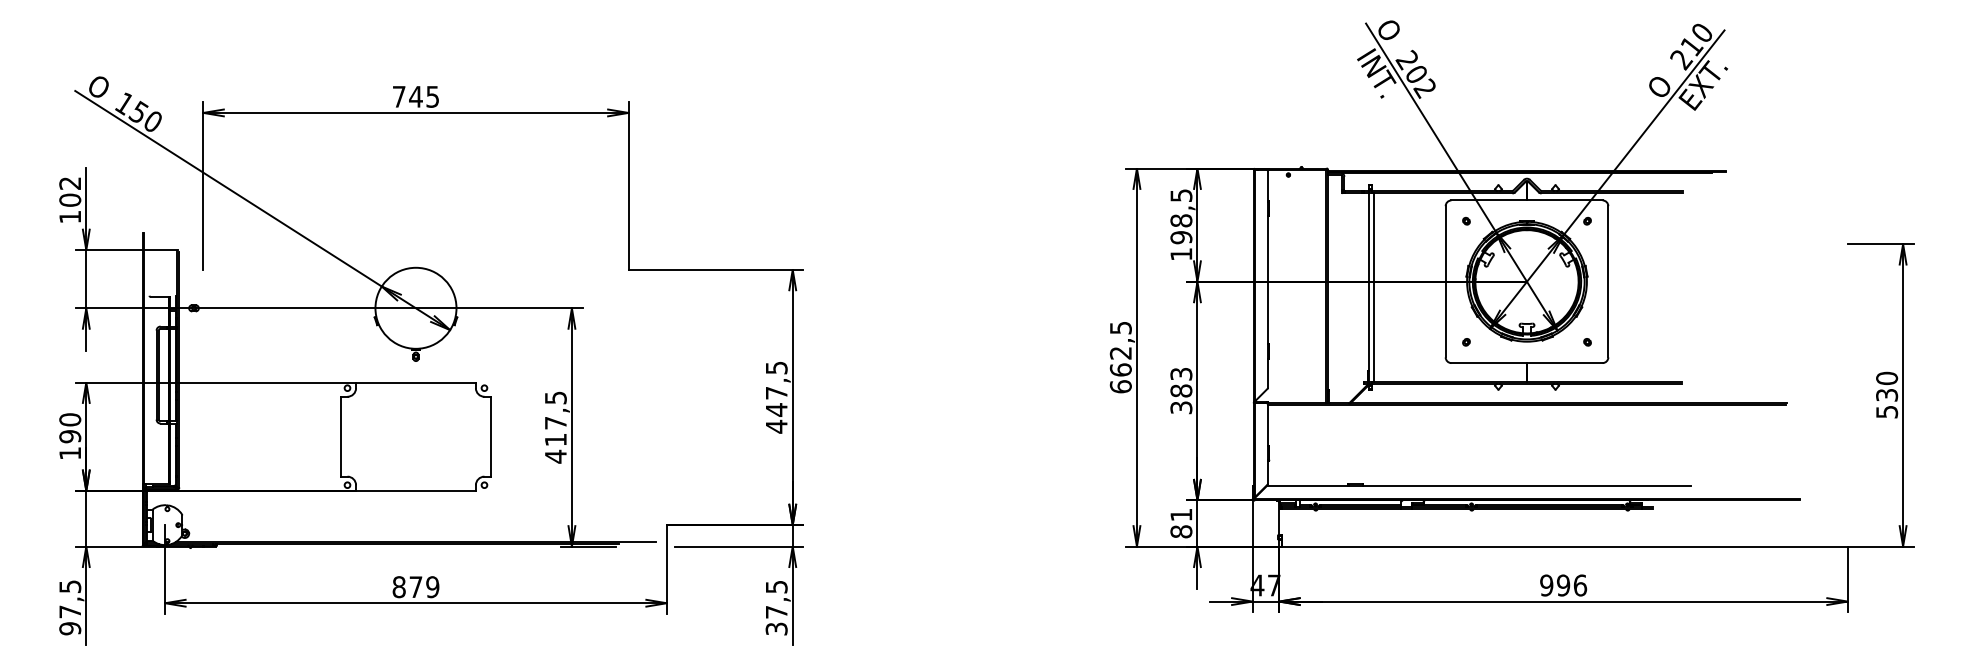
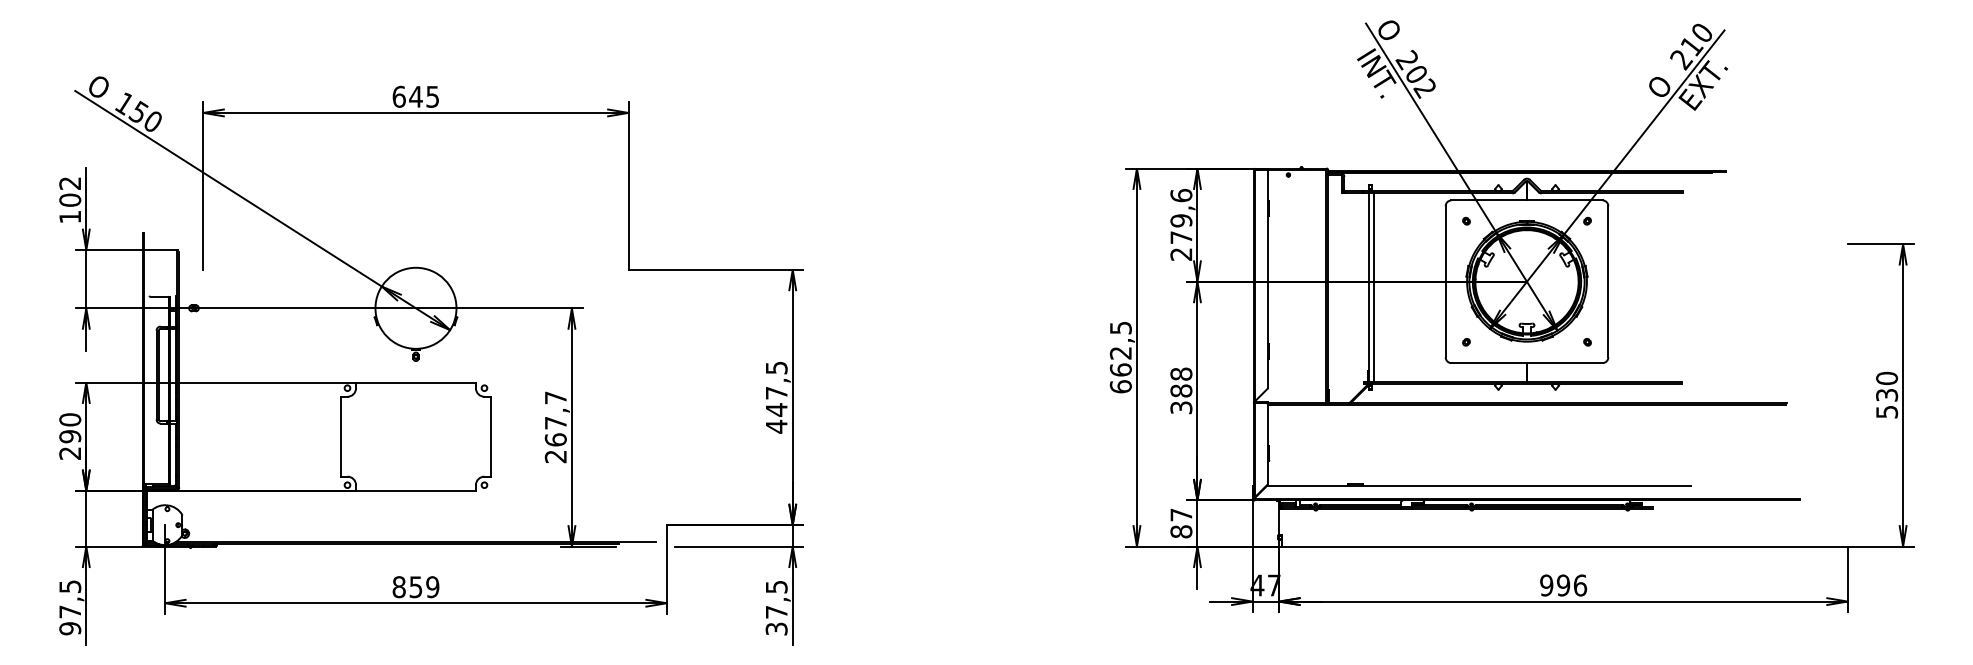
text: 745 -> 645 (398, 96)
text: 198,5 -> 279,6 (1181, 224)
text: 383 -> 388 (1181, 373)
text: 417,5 -> 267,7 (555, 427)
text: 190 -> 290 (69, 453)
text: 81 -> 87 (1181, 514)
text: 879 -> 859 (415, 587)
